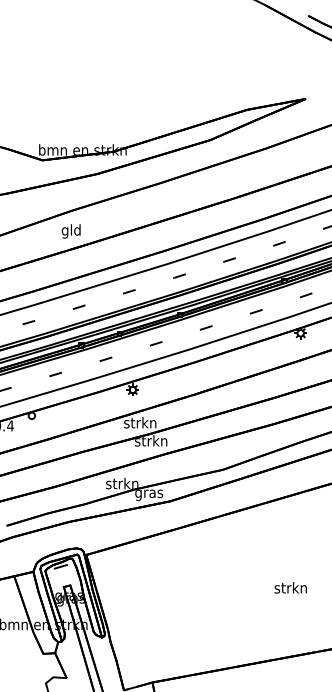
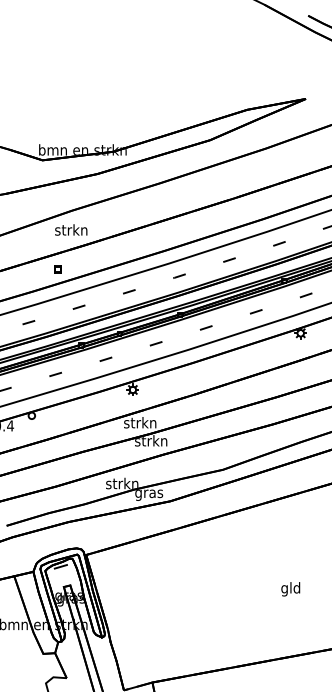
text: gld -> strkn (71, 231)
part: none -> present (57, 269)
text: strkn -> gld (290, 589)
